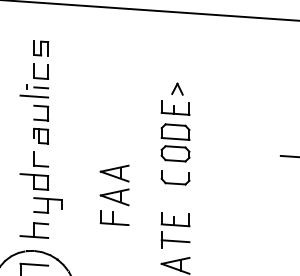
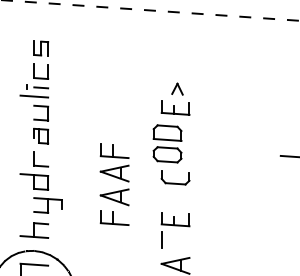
line: solid -> dashed (150, 10)
part position: (175, 142) -> (167, 143) (167, 143)
part: none -> present (114, 150)
line: present -> none (175, 241)
